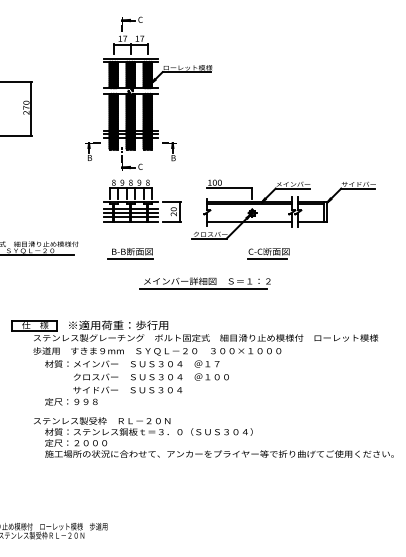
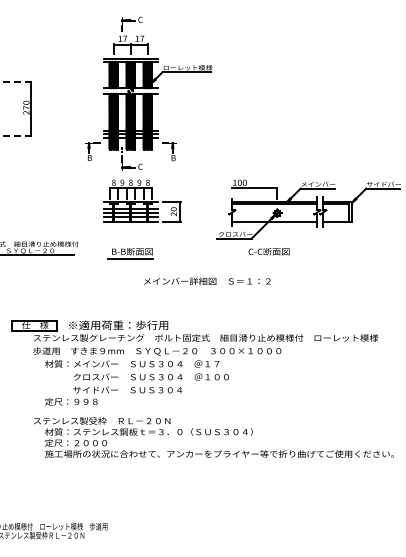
line: solid -> dashed (16, 81)
line: solid -> dashed (16, 135)
part position: (283, 209) -> (308, 209) (308, 209)
line: present -> none (267, 258)
line: present -> none (203, 288)
